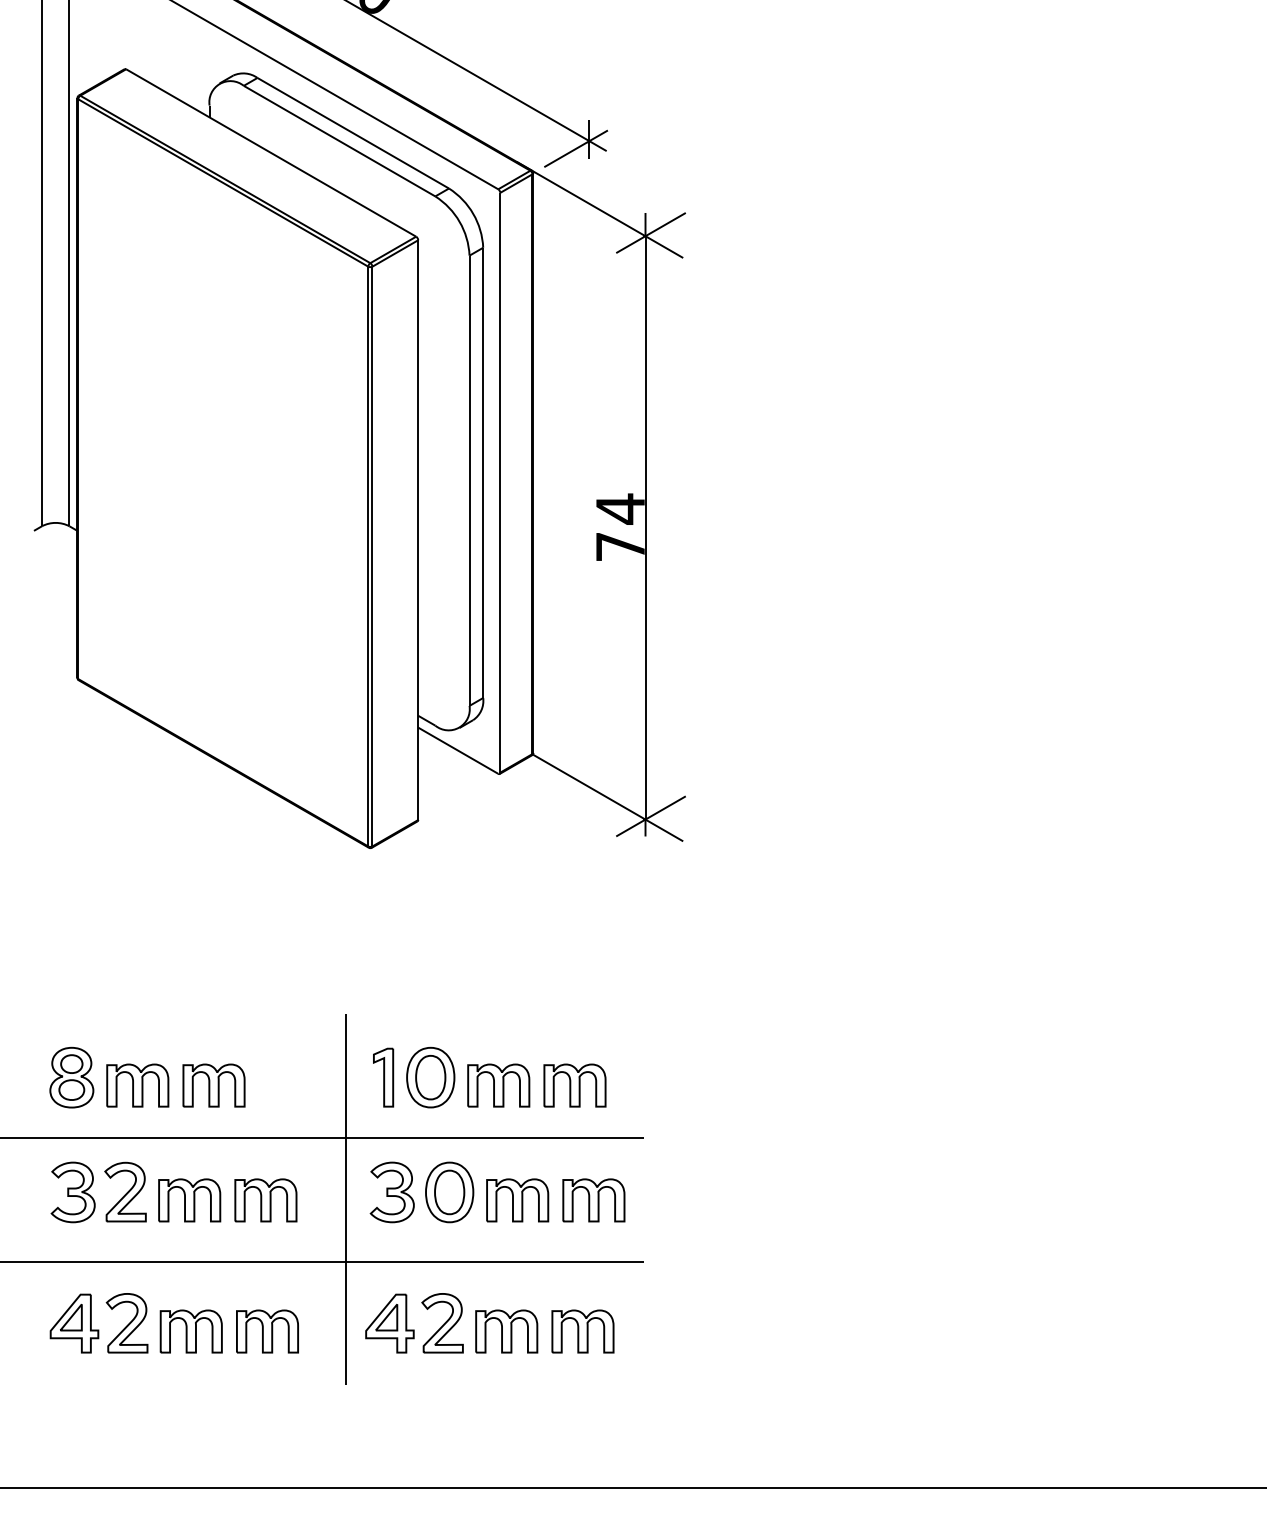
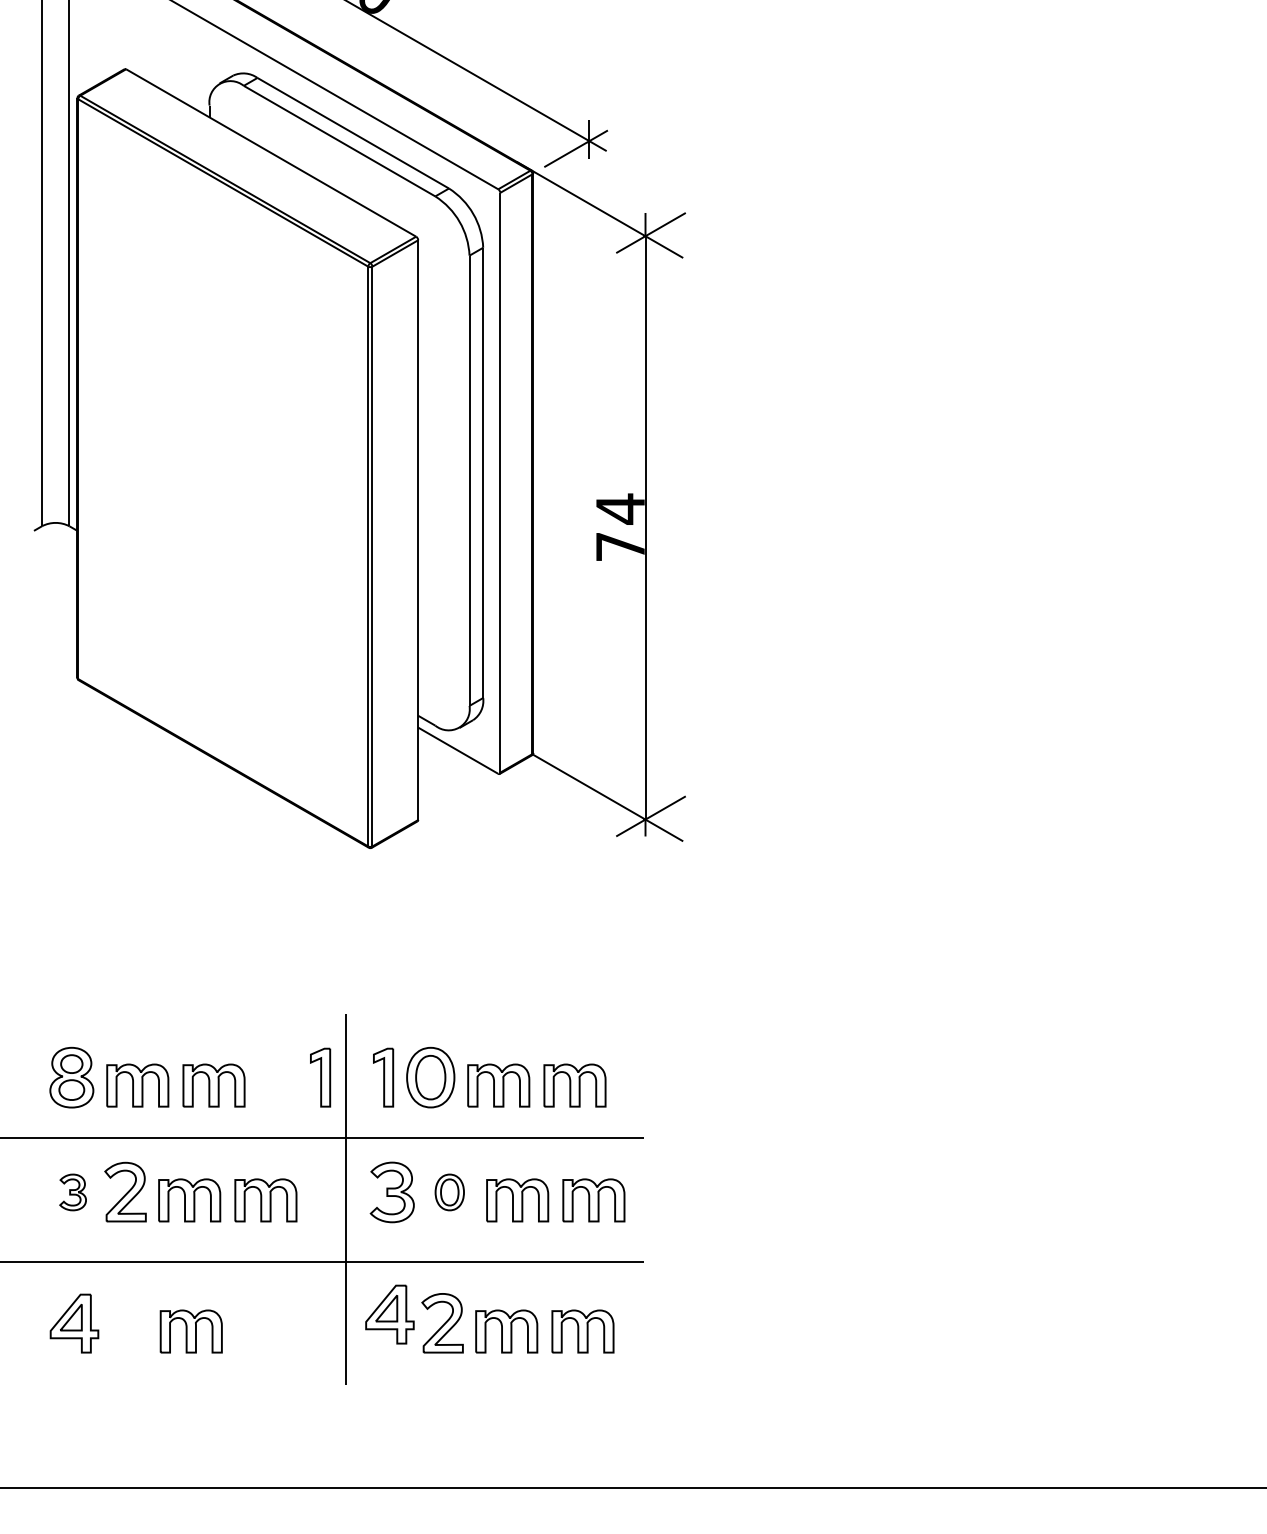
part: none -> present (320, 1077)
part size: 46x63 px -> 28x39 px (72, 1192)
part size: 50x63 px -> 31x39 px (449, 1192)
part: present -> none (126, 1323)
part position: (389, 1323) -> (389, 1314) (389, 1314)
part: present -> none (267, 1331)
